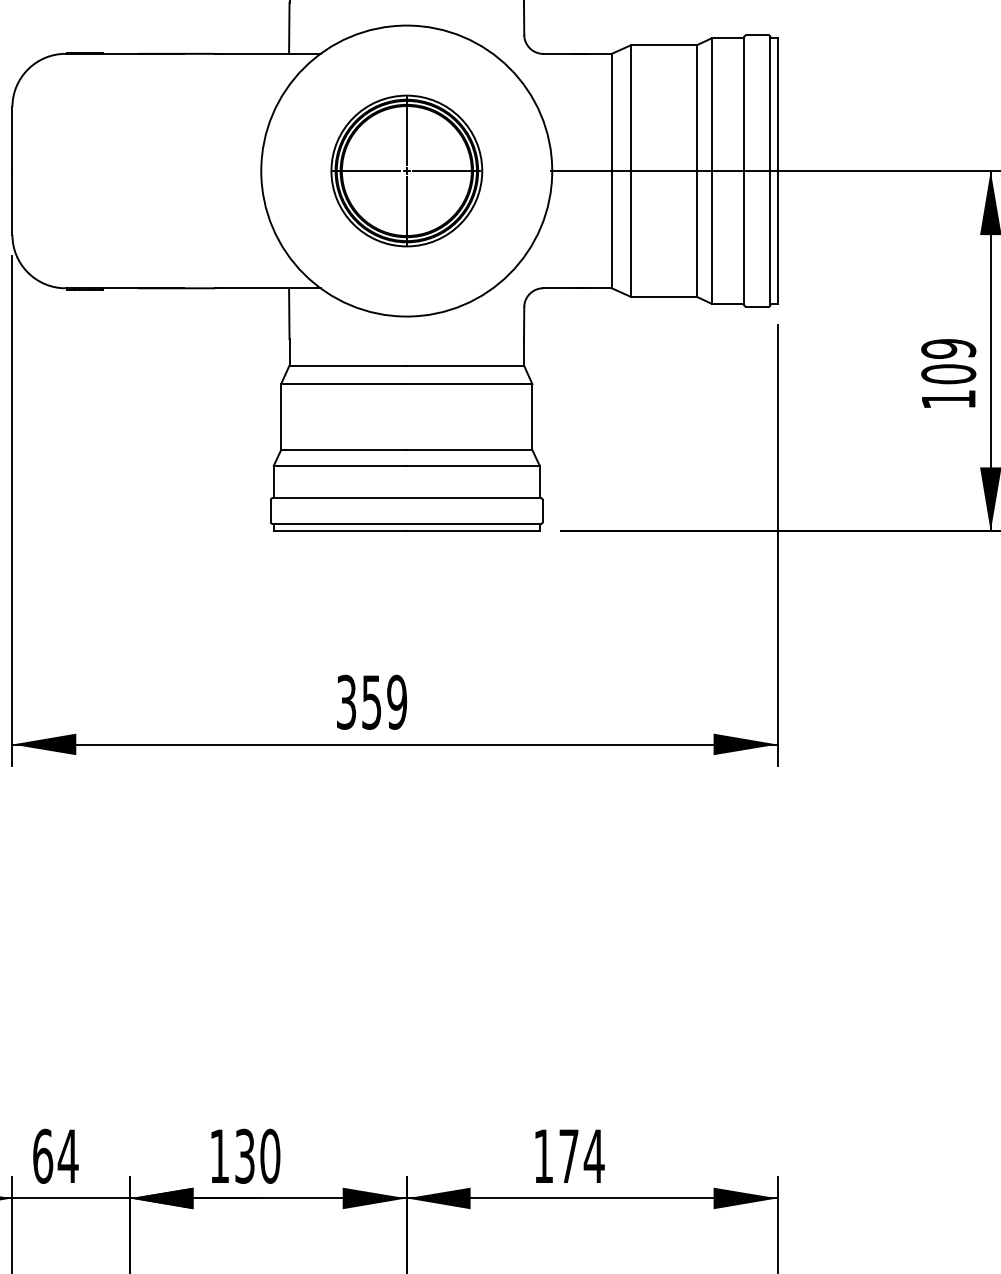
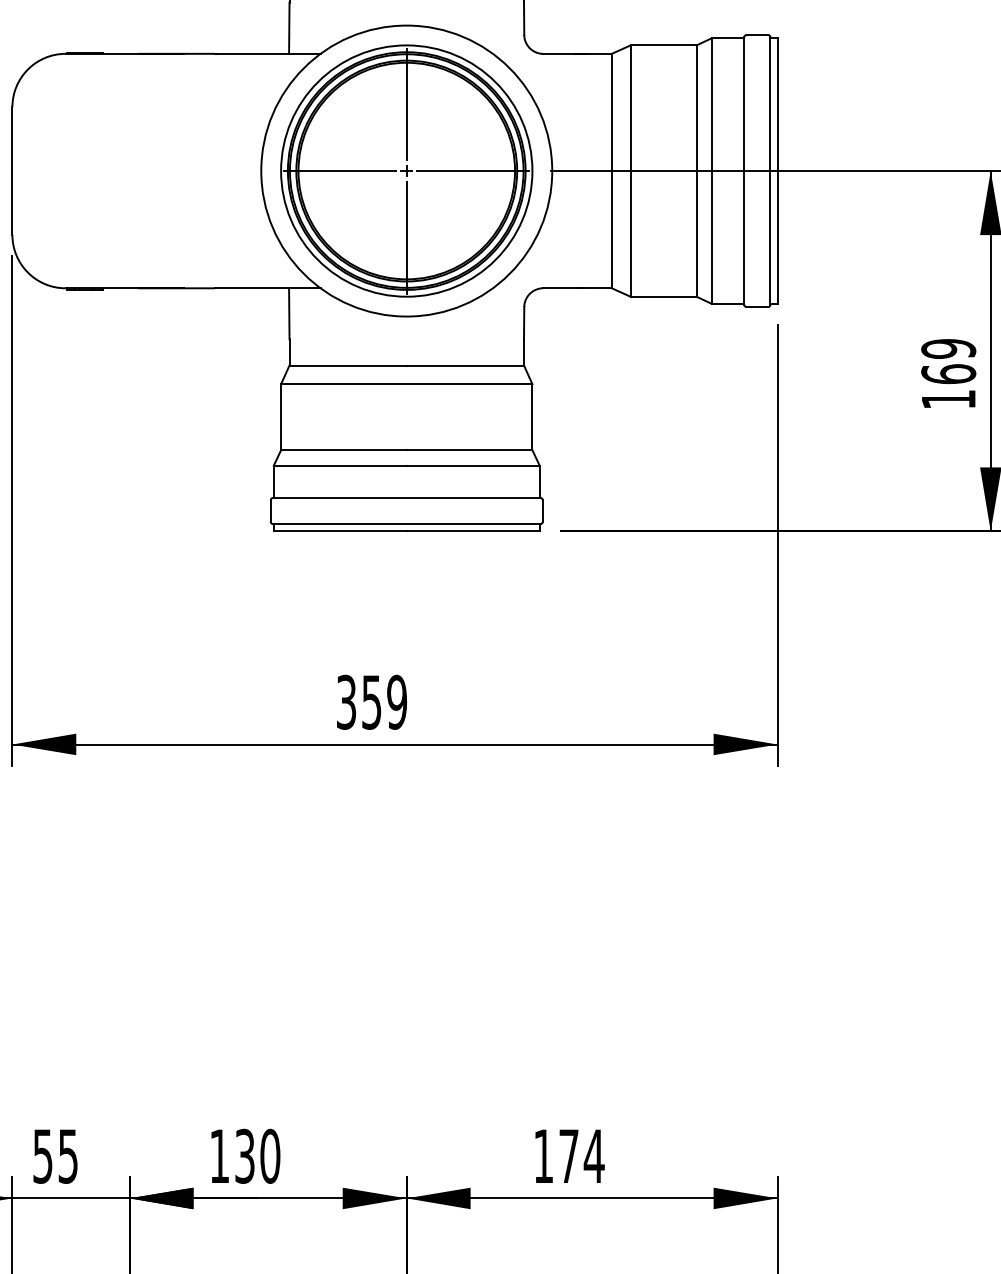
part size: 154x154 px -> 254x254 px (406, 170)
text: 109 -> 169 (948, 374)
text: 64 -> 55 (55, 1155)
